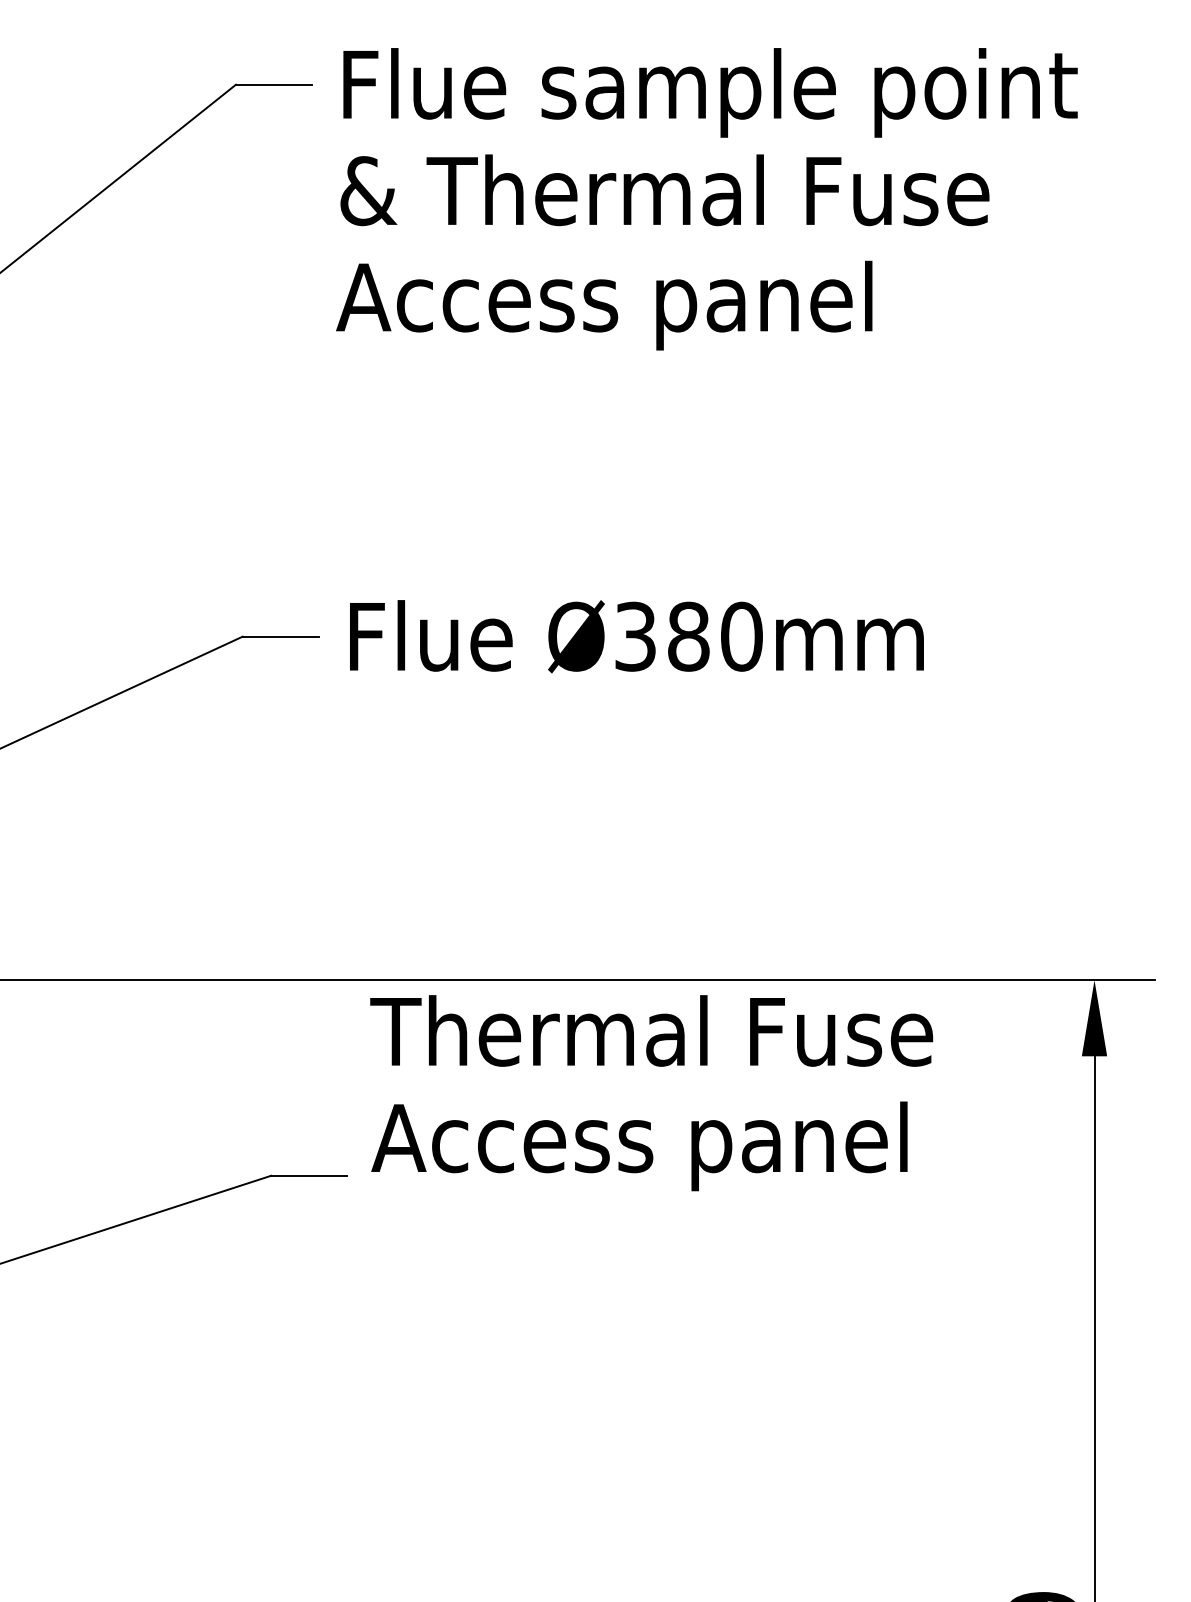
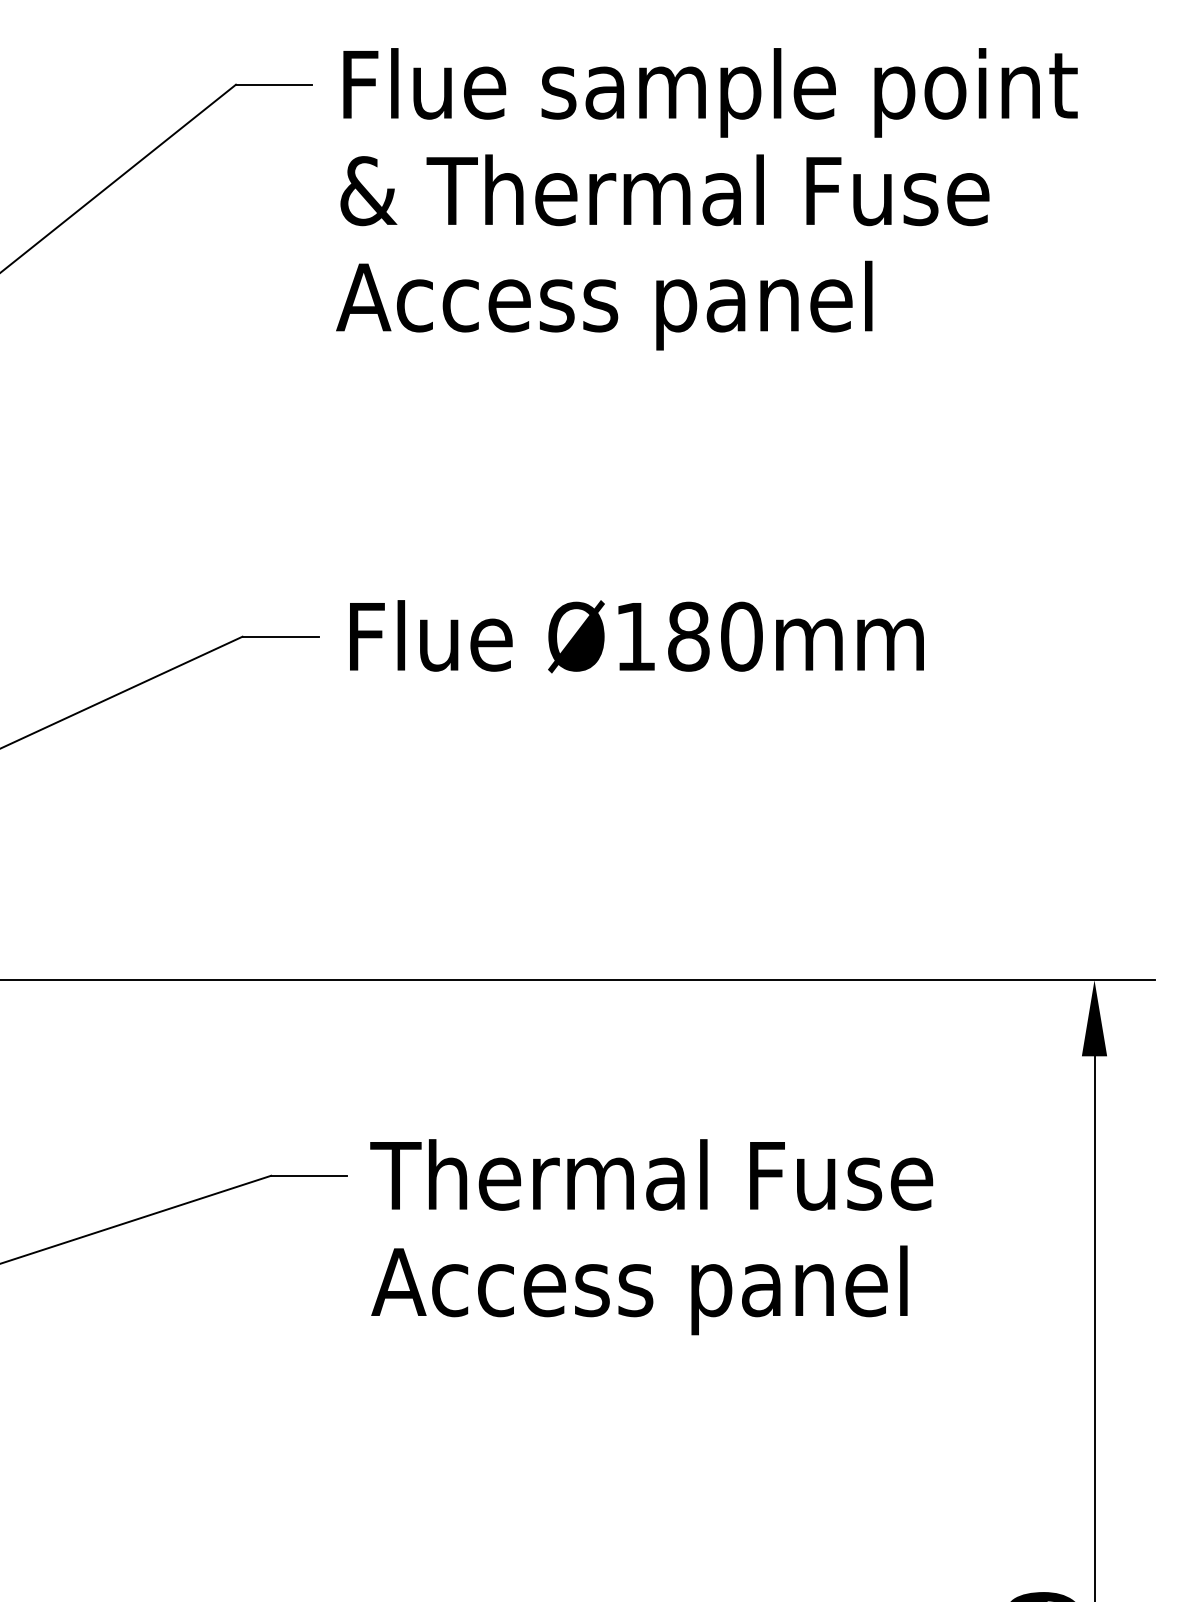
text: Ø380mm -> Ø180mm (635, 636)
text position: (651, 1093) -> (651, 1237) (651, 1237)
